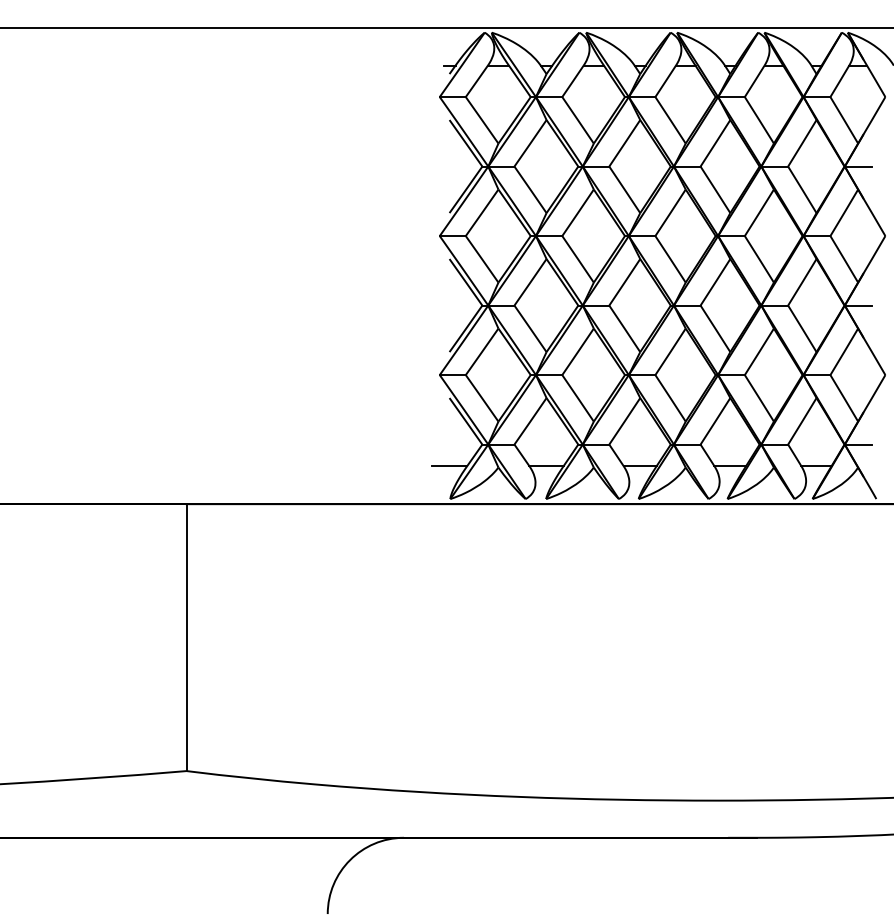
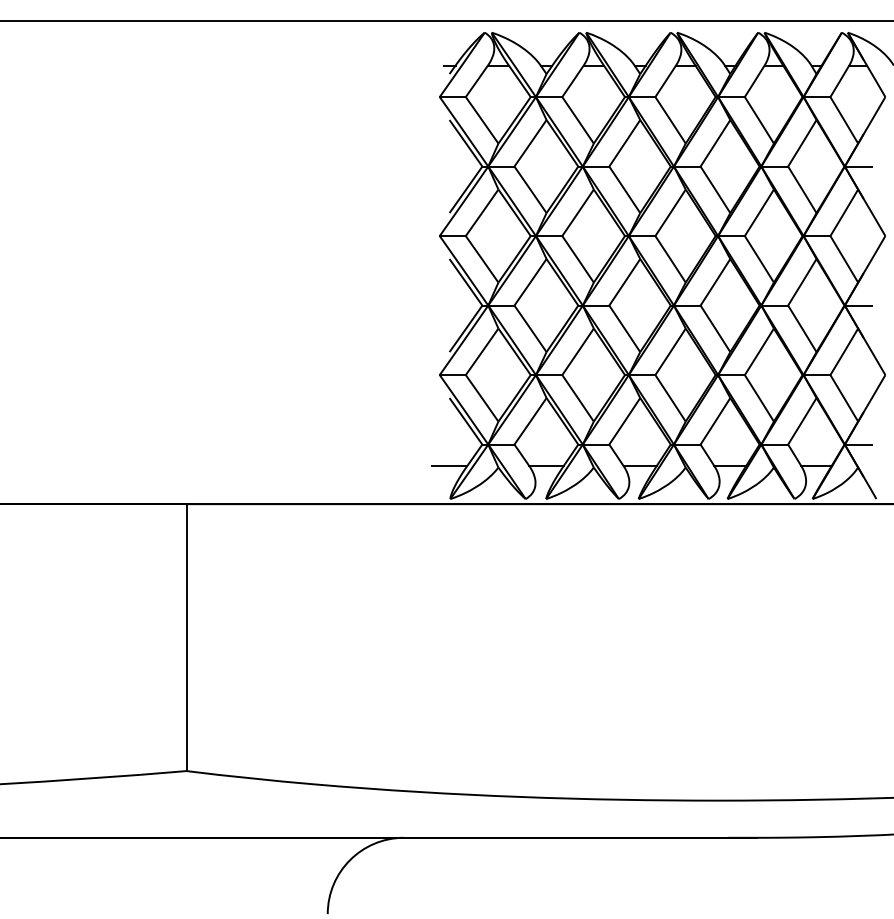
line position: (446, 27) -> (446, 20) (446, 20)
